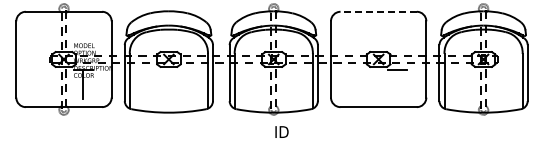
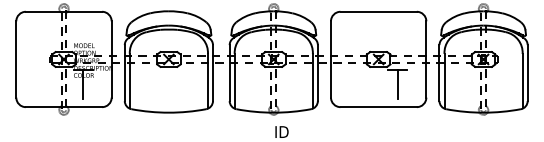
line: dashed -> solid (378, 11)
line: none -> present (397, 84)
